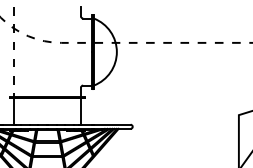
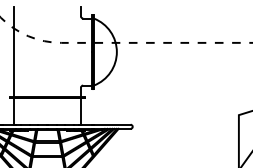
line: dashed -> solid (13, 52)
